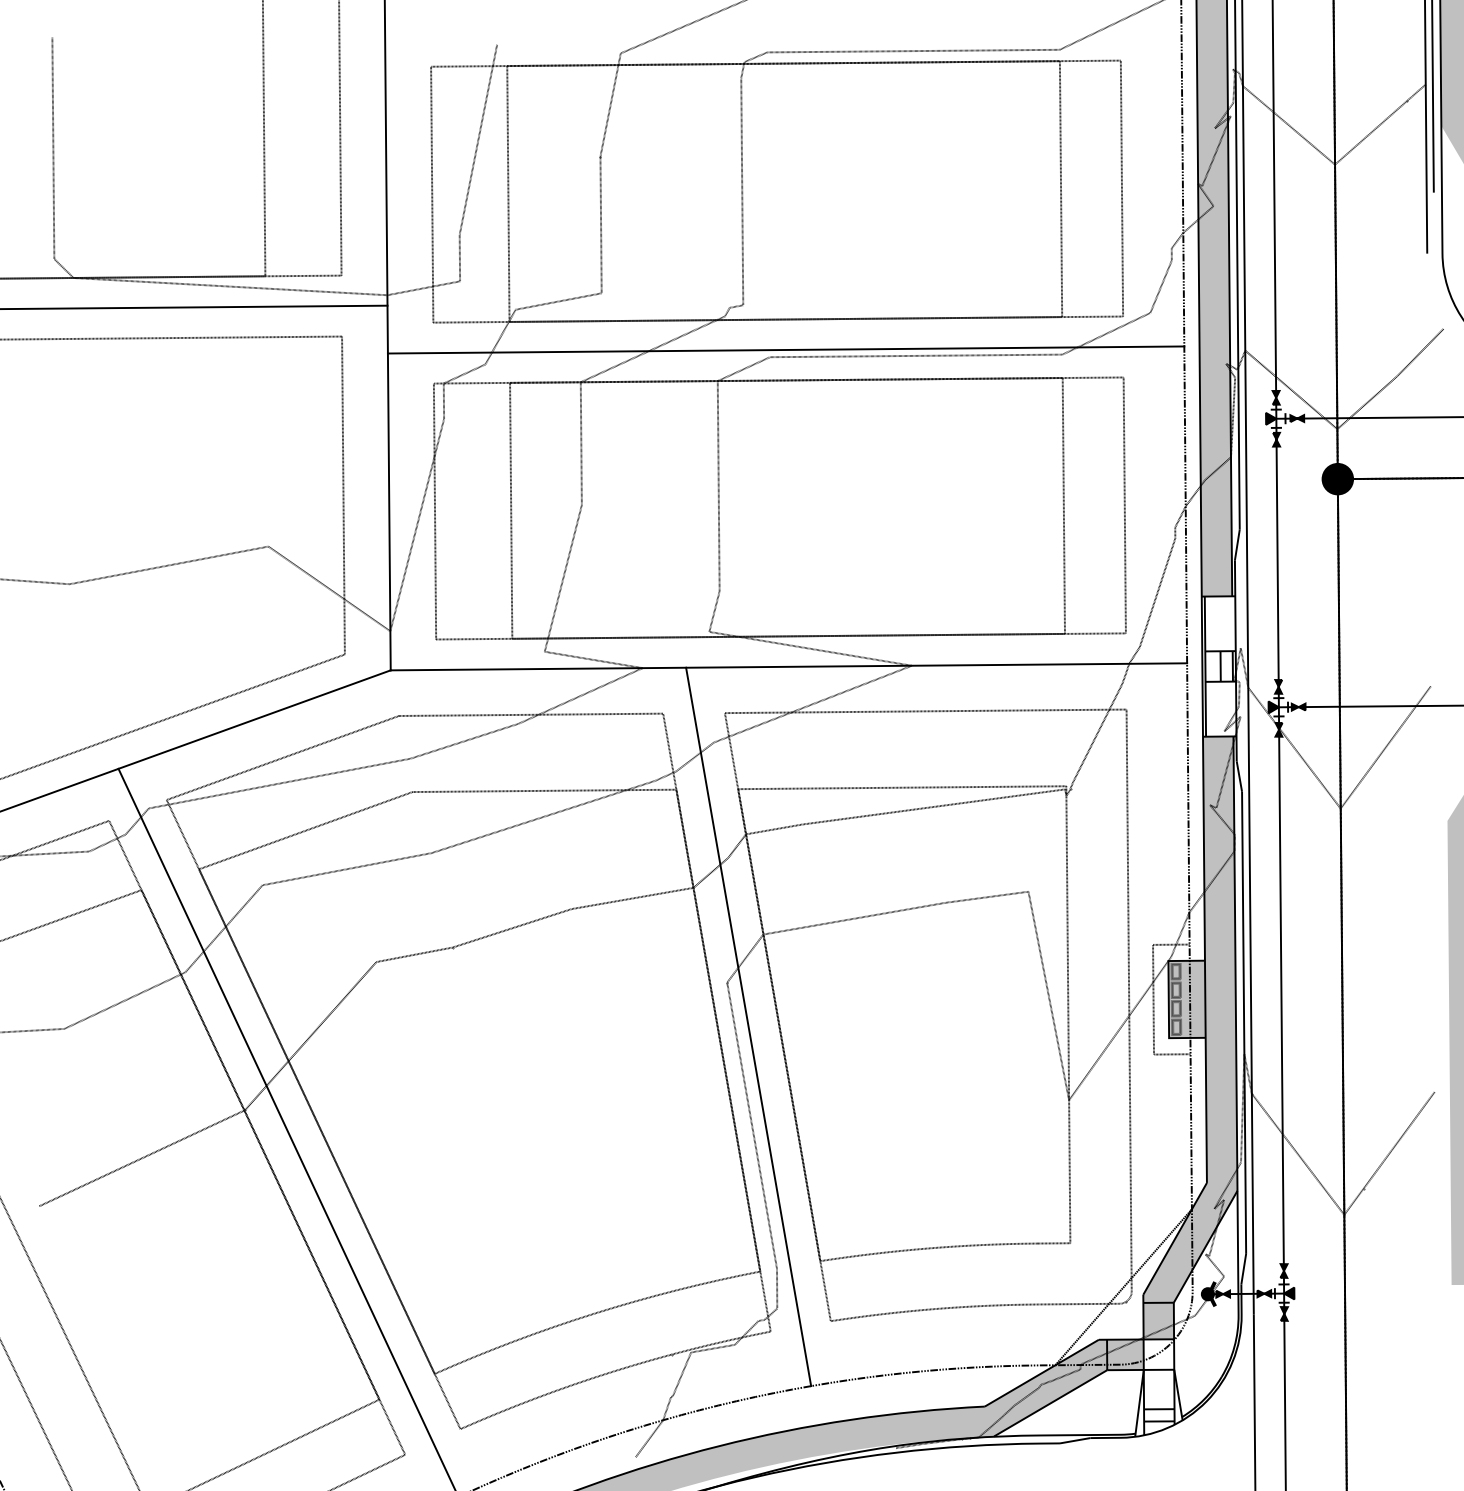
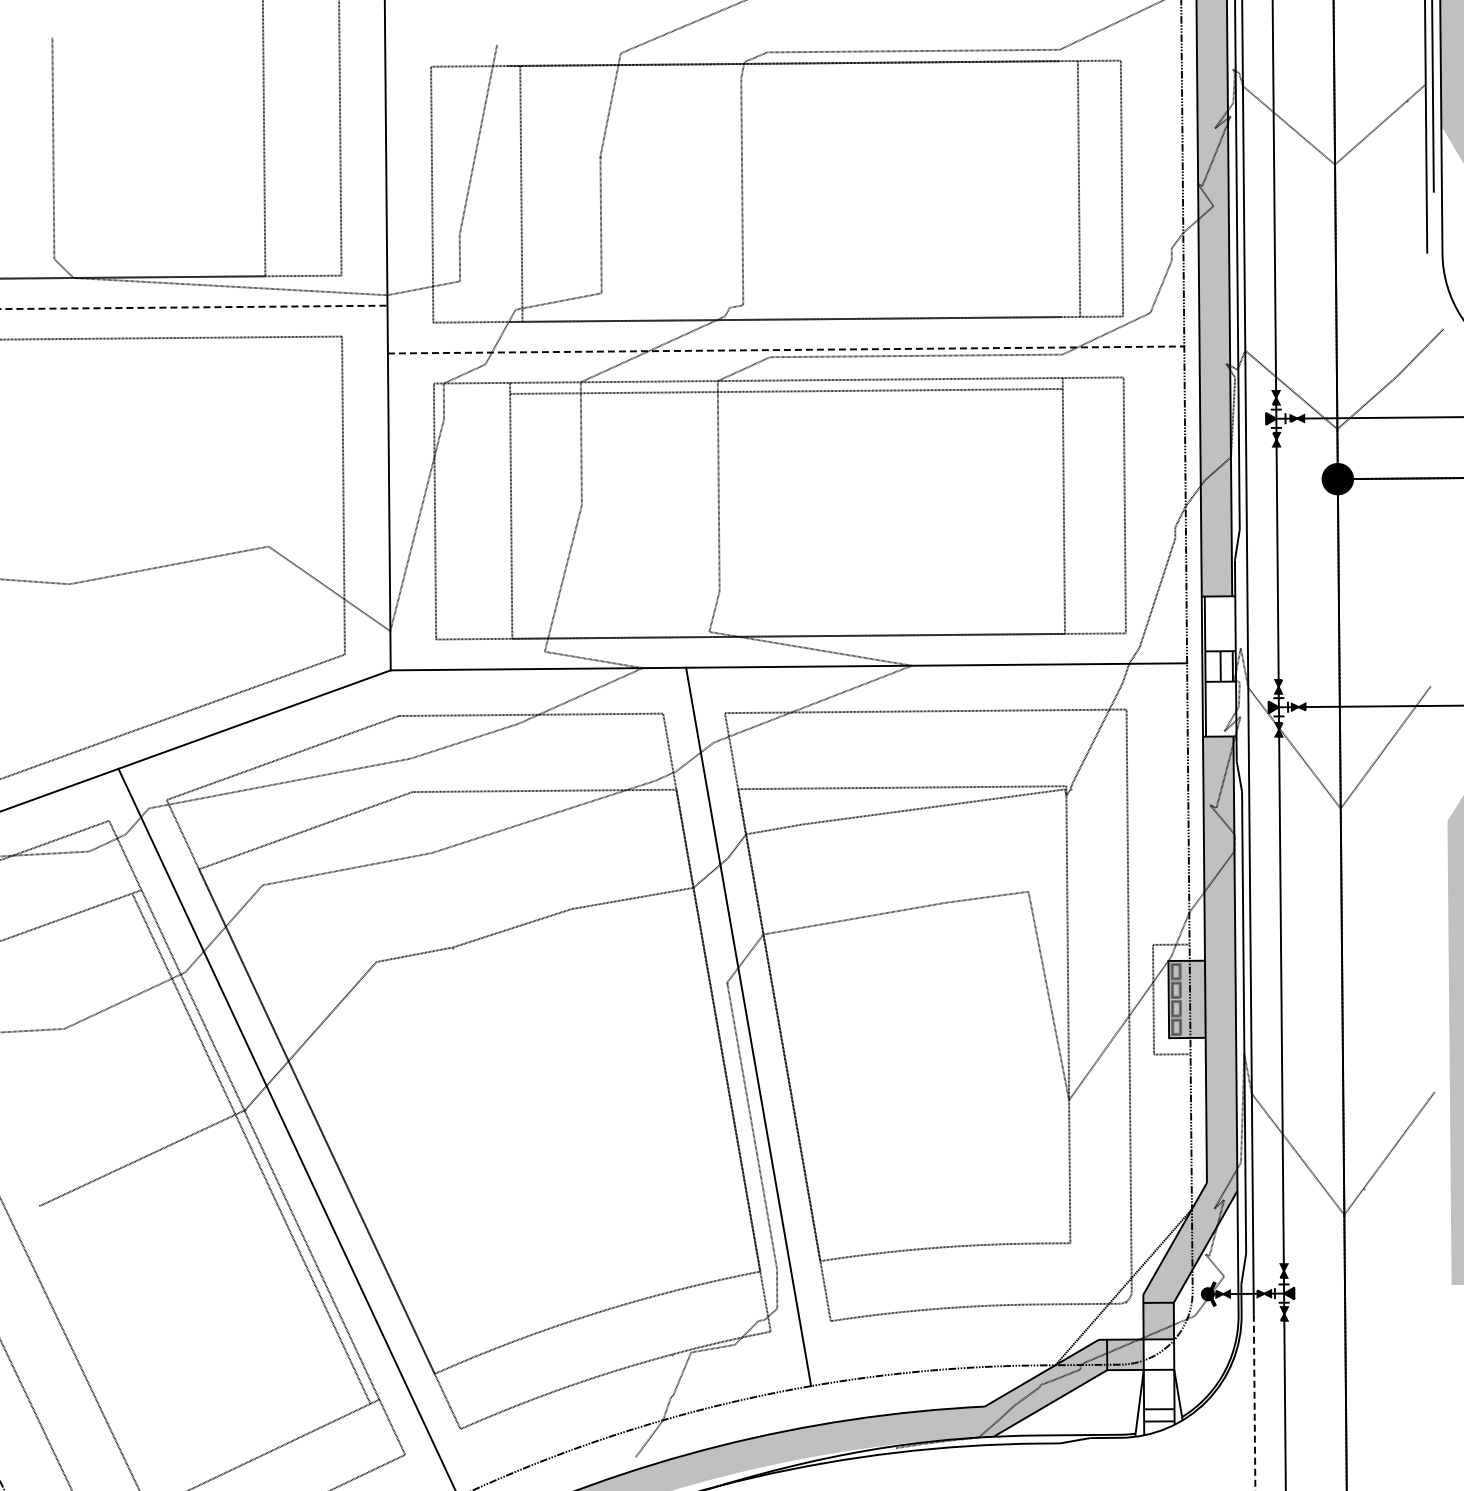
line position: (1060, 189) -> (1078, 189) (1078, 189)
line position: (508, 193) -> (521, 193) (521, 193)
line: solid -> dashed (194, 307)
line: solid -> dashed (786, 349)
line position: (786, 380) -> (786, 391) (786, 391)
line position: (260, 1144) -> (251, 1148) (251, 1148)
line: solid -> dashed (1254, 1402)
